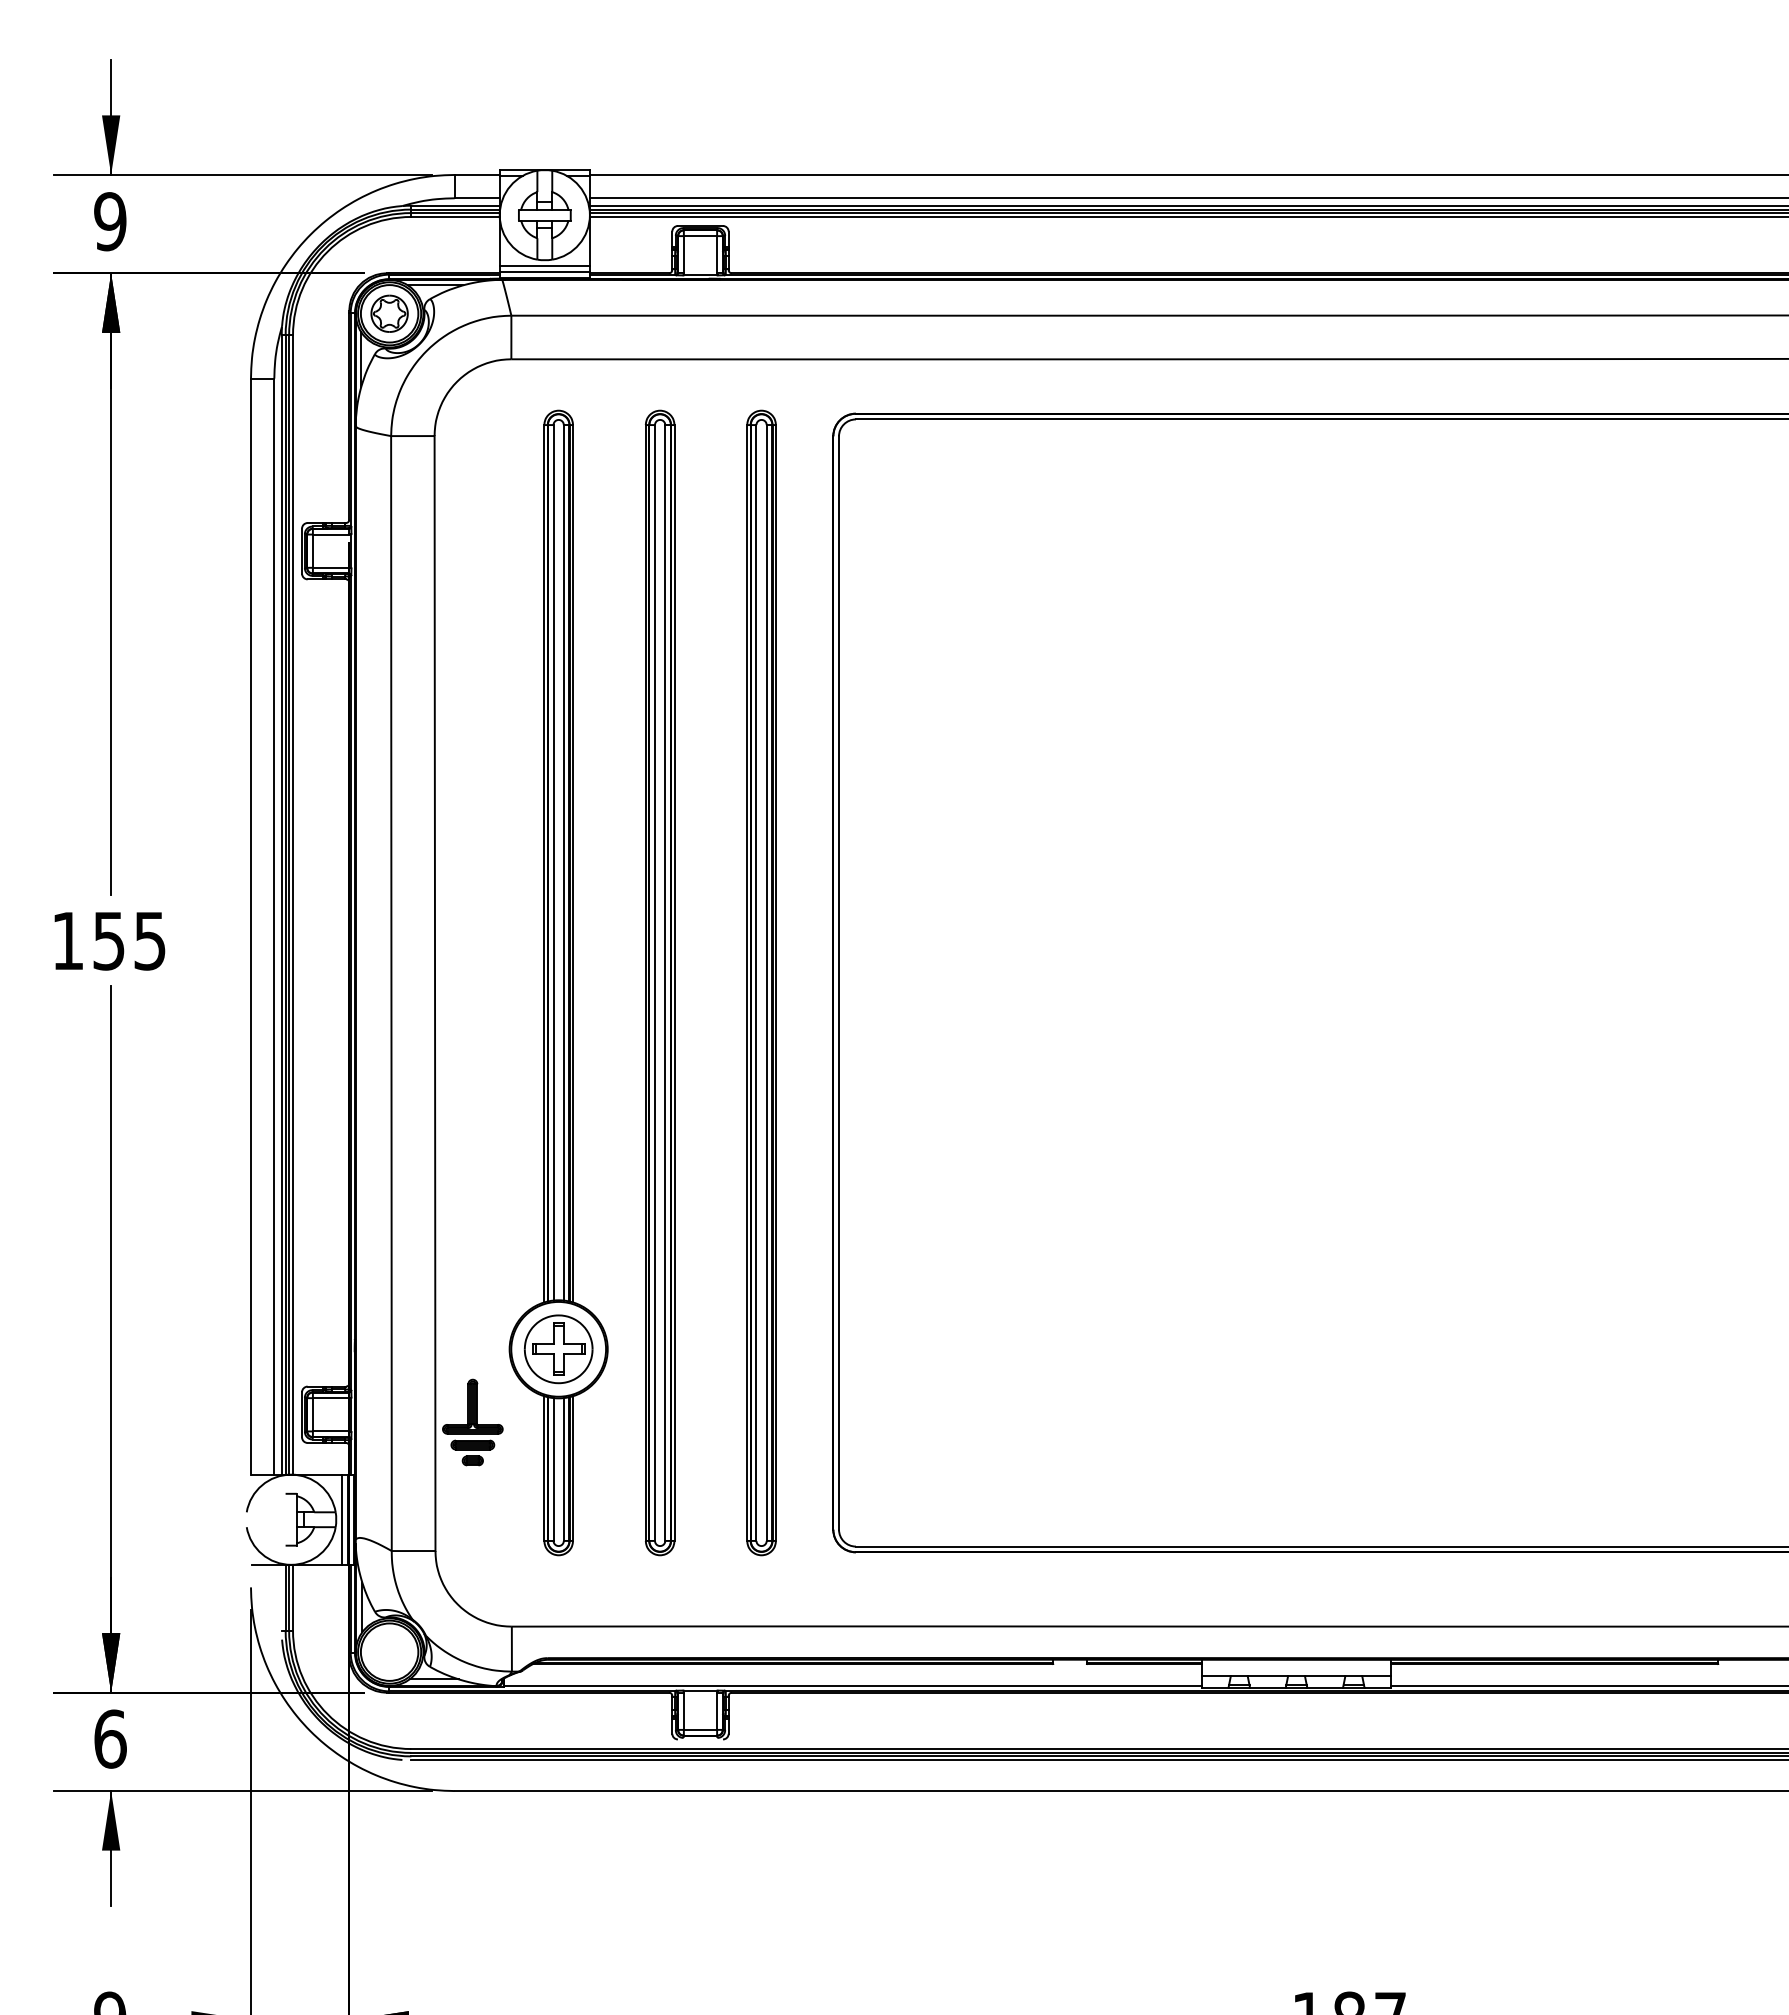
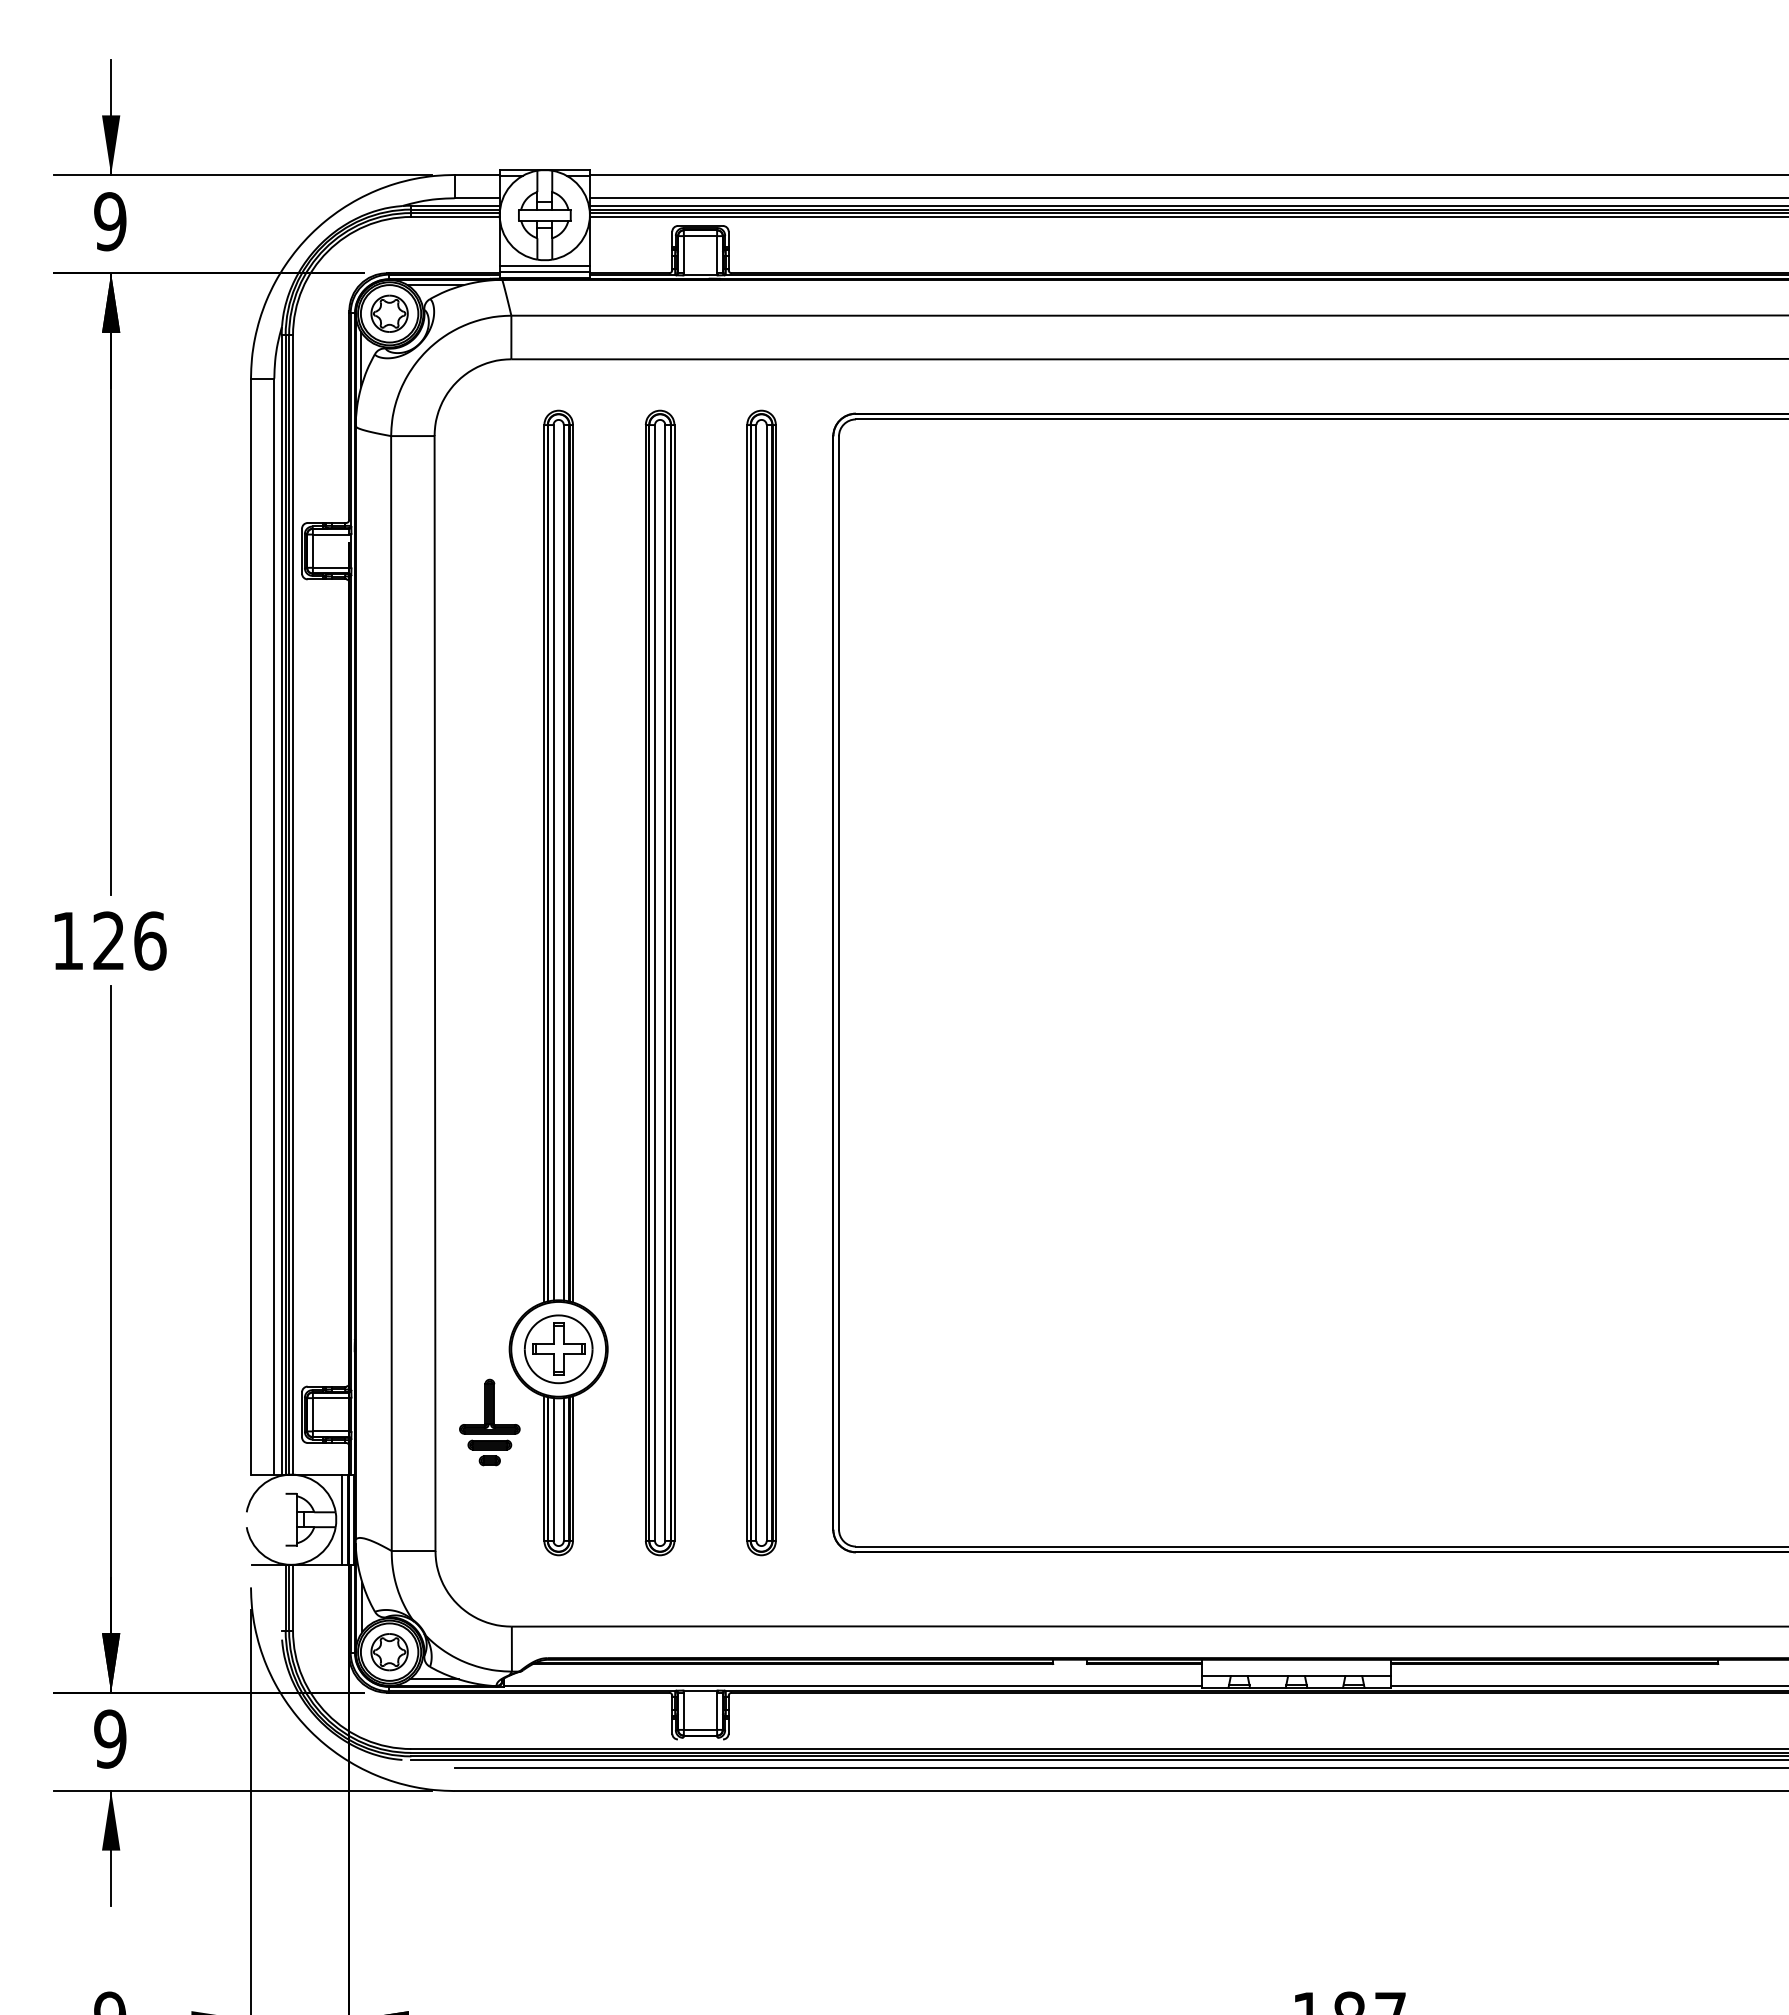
text: 155 -> 126 (129, 940)
part position: (472, 1422) -> (489, 1422) (489, 1422)
part: none -> present (389, 1652)
text: 6 -> 9 (110, 1738)
line: none -> present (1119, 1767)
